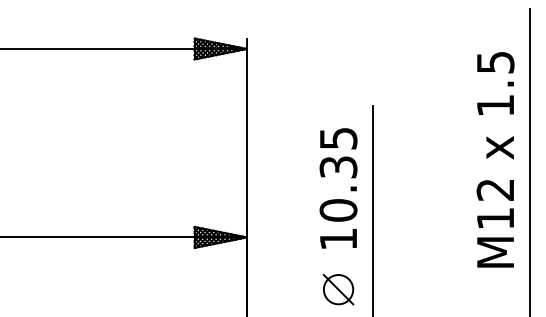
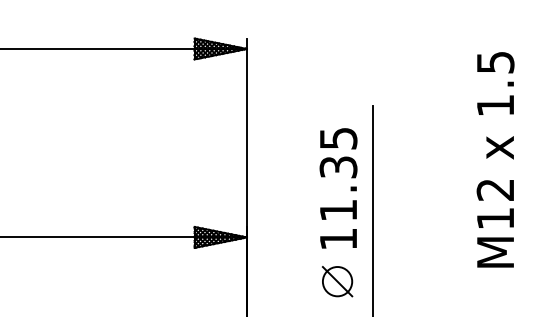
line: present -> none (529, 161)
text: 10.35 -> 11.35 (338, 210)
part position: (338, 289) -> (337, 281) (337, 281)
